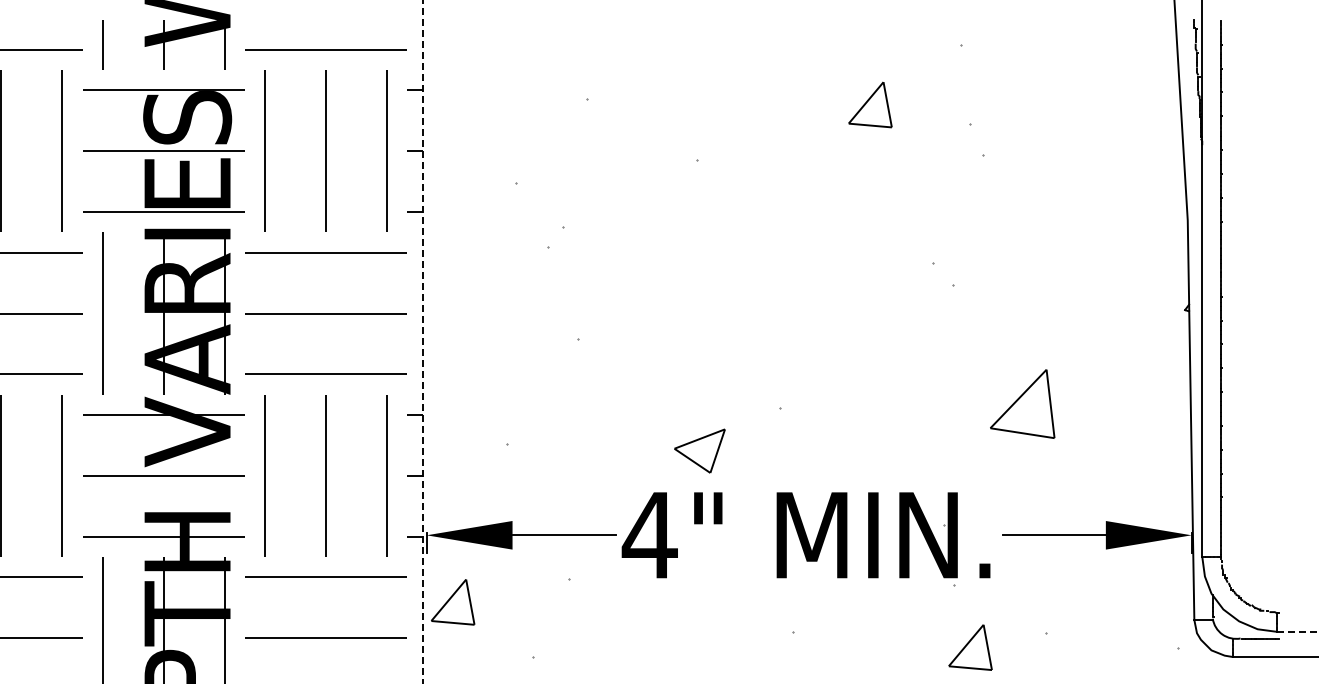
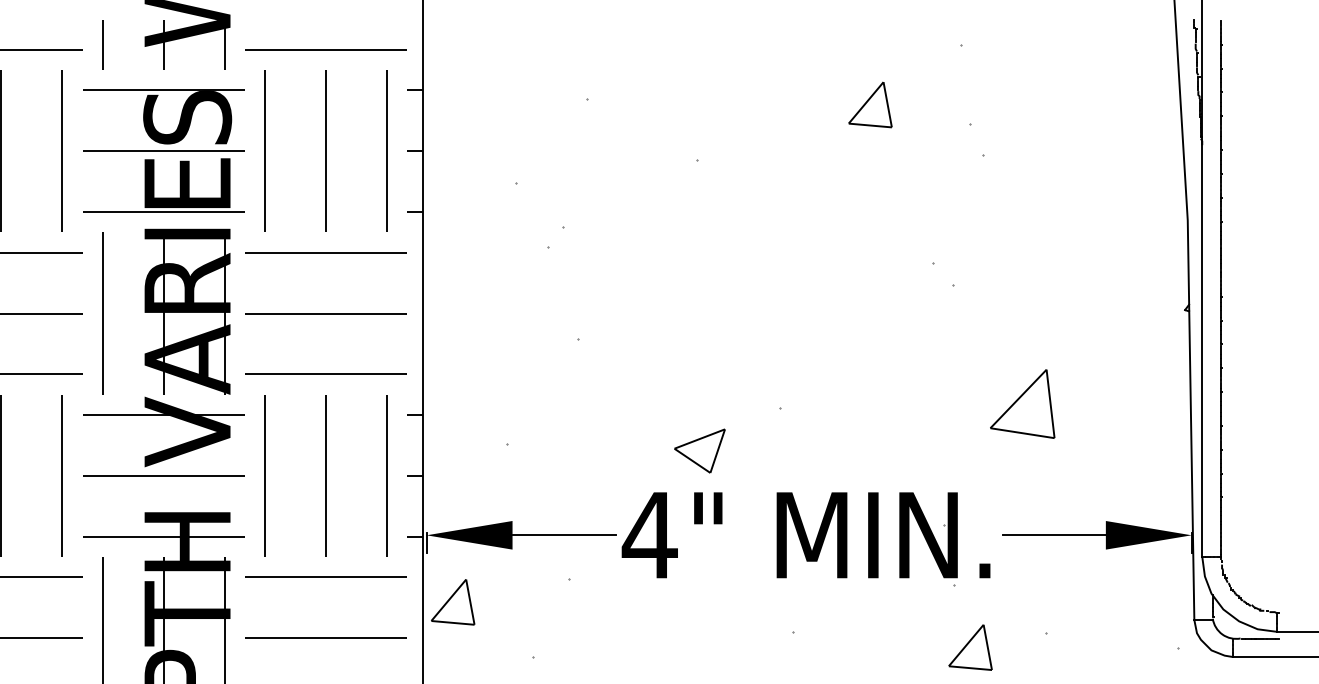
line: dashed -> solid (422, 342)
line: dashed -> solid (1298, 631)
